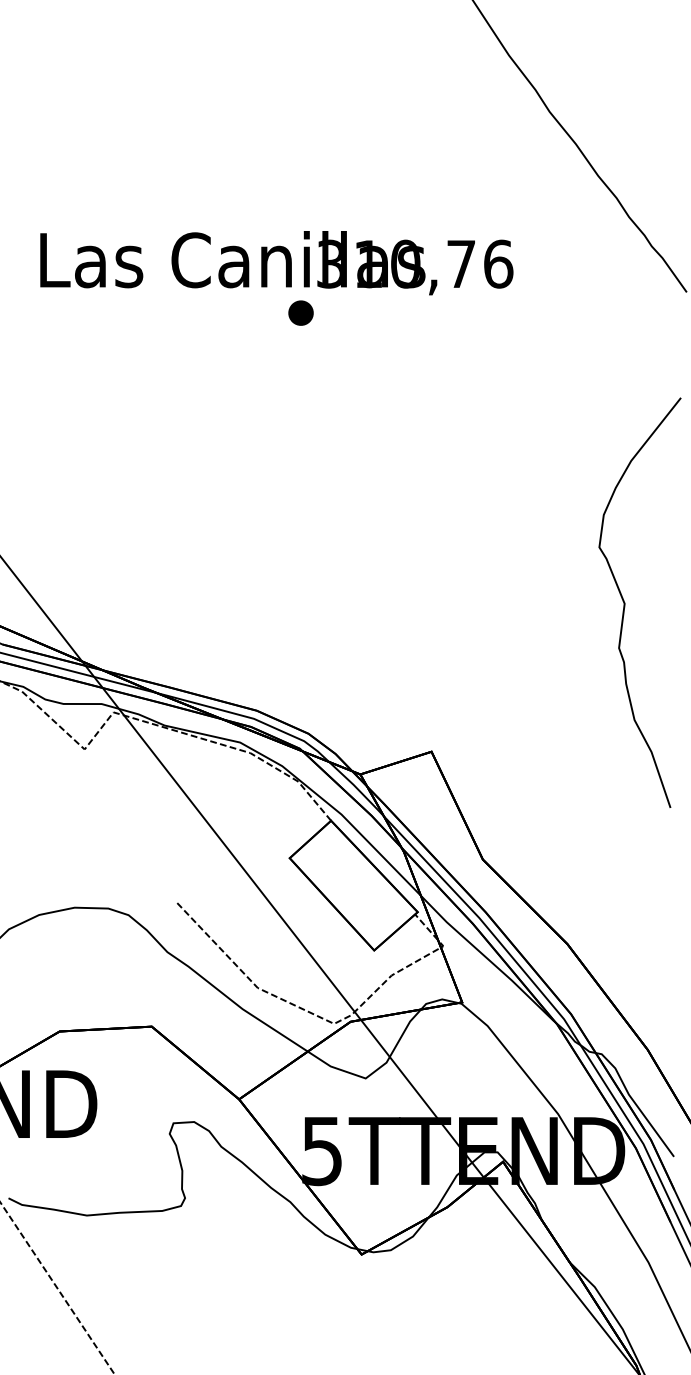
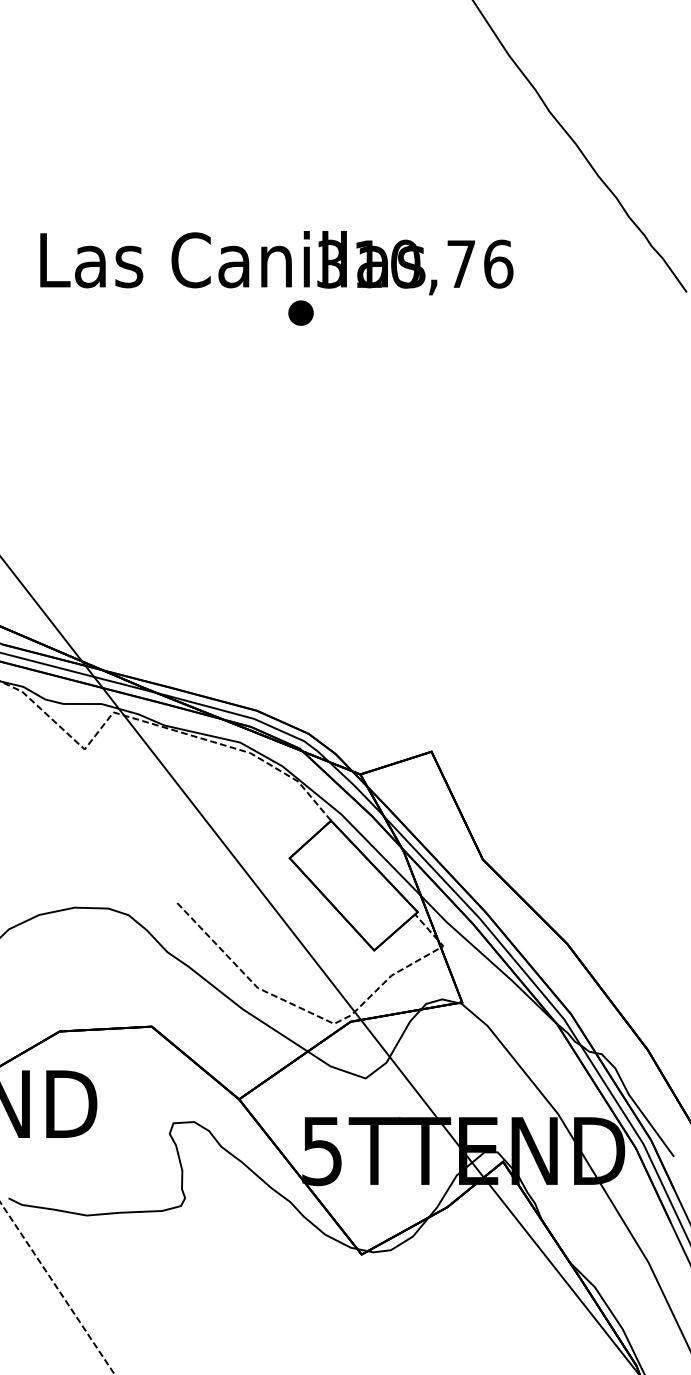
curve: present -> none (625, 602)
